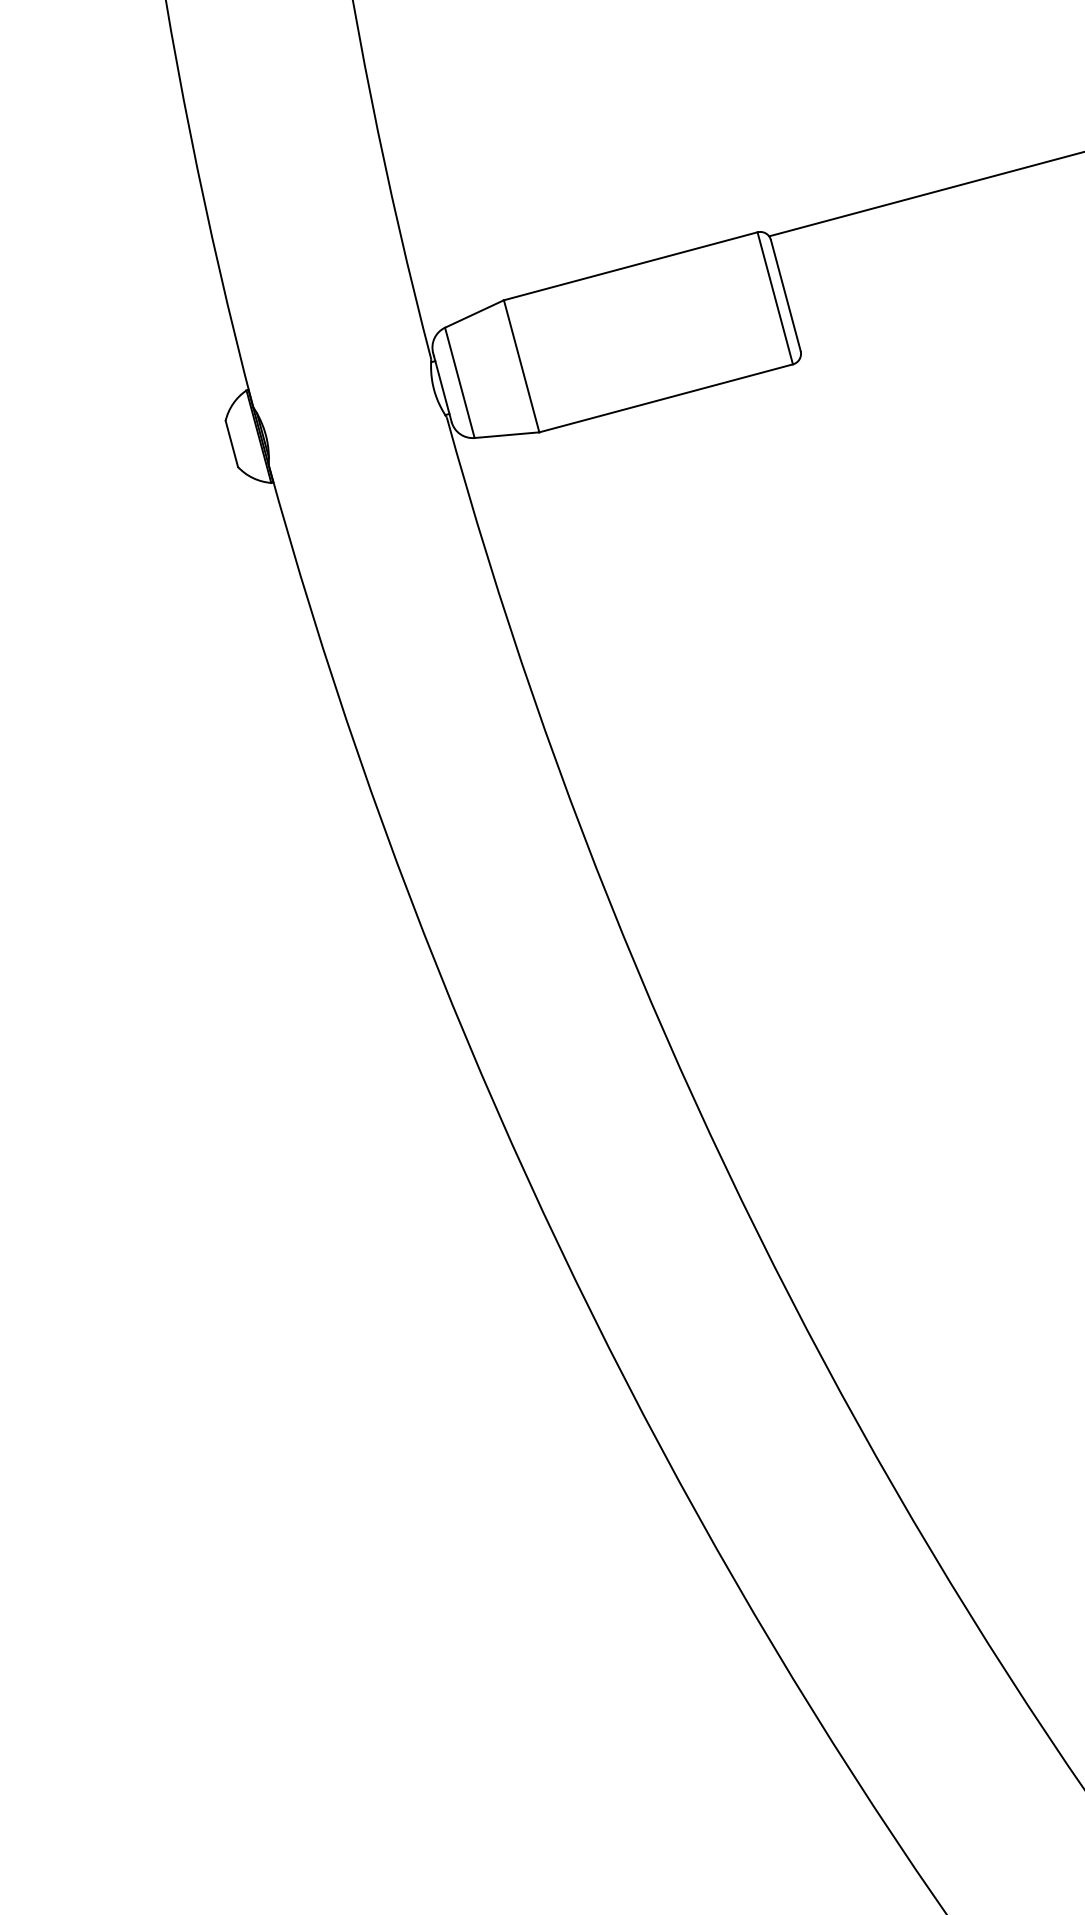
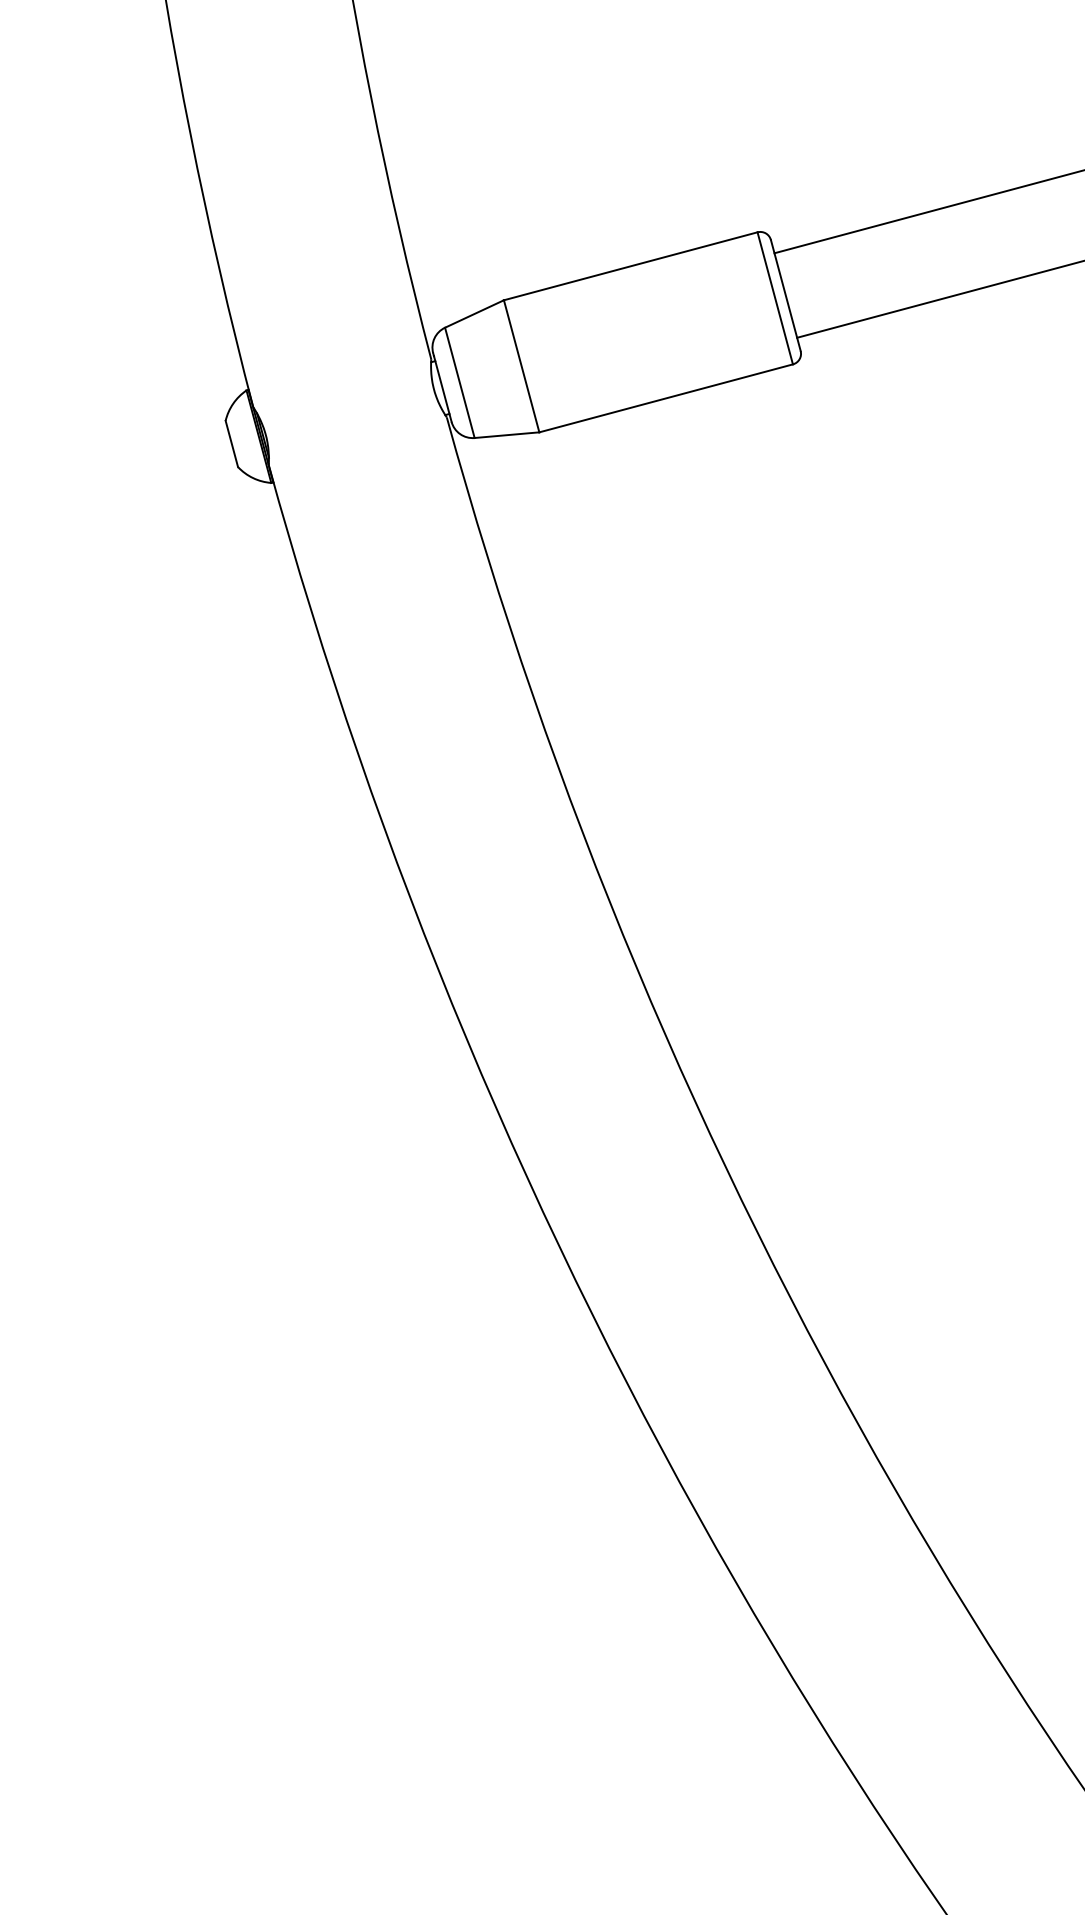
line position: (925, 194) -> (927, 211) (927, 211)
line: none -> present (939, 299)
